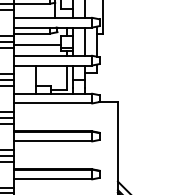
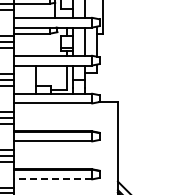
line: present -> none (37, 44)
line: solid -> dashed (52, 179)
